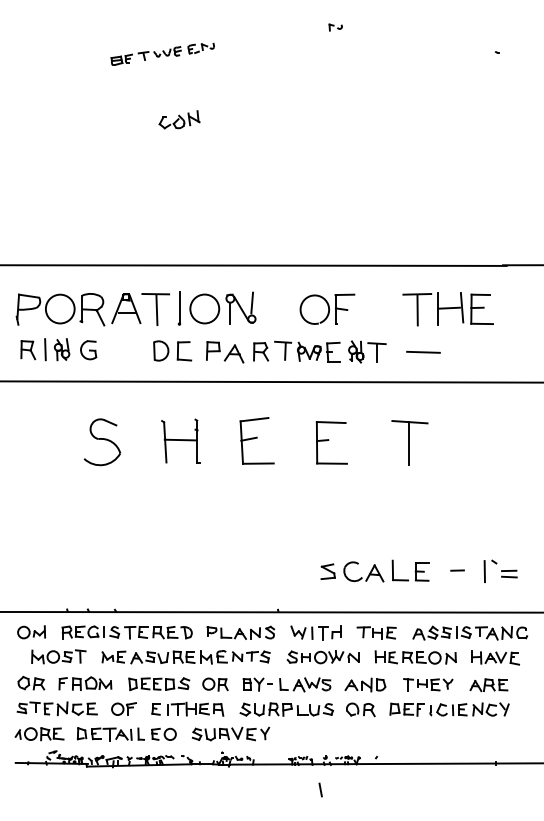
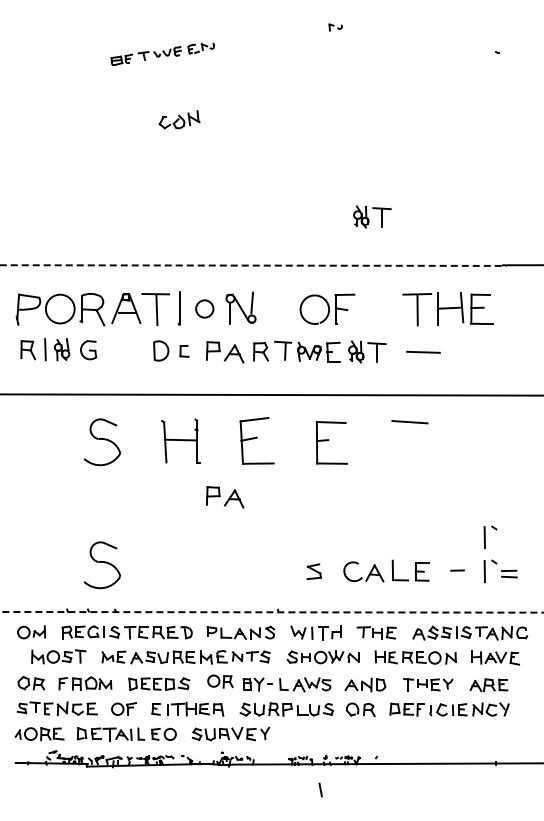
part: none -> present (372, 216)
line: solid -> dashed (253, 265)
circle diameter: 29 px -> 17 px (204, 308)
part size: 17x21 px -> 11x13 px (184, 351)
line position: (271, 381) -> (271, 394) (271, 394)
line: present -> none (409, 443)
part: none -> present (225, 497)
part: none -> present (490, 536)
part: none -> present (101, 565)
part position: (327, 571) -> (313, 571) (313, 571)
line: solid -> dashed (272, 612)
part position: (215, 684) -> (220, 681) (220, 681)
